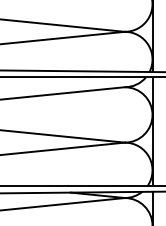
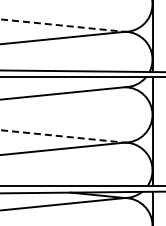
line: solid -> dashed (63, 25)
line: solid -> dashed (63, 136)
